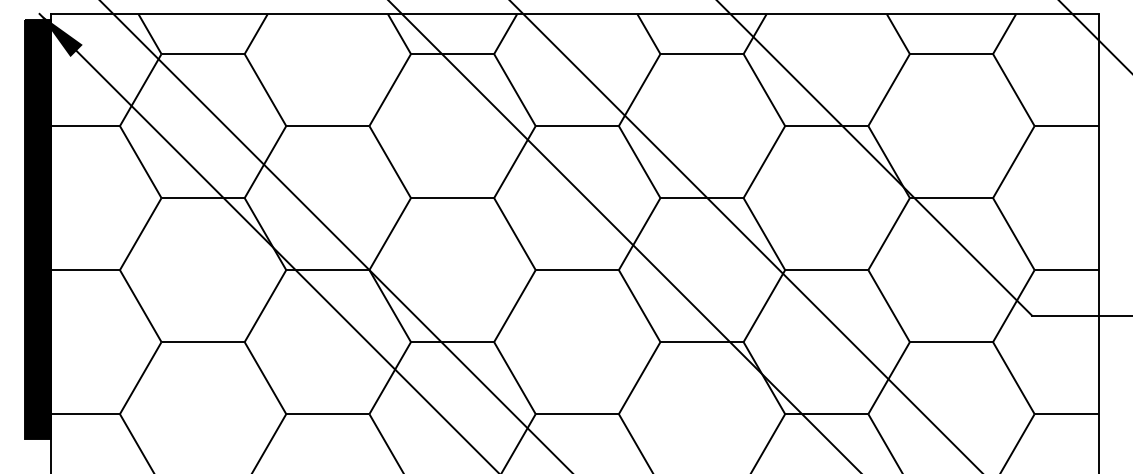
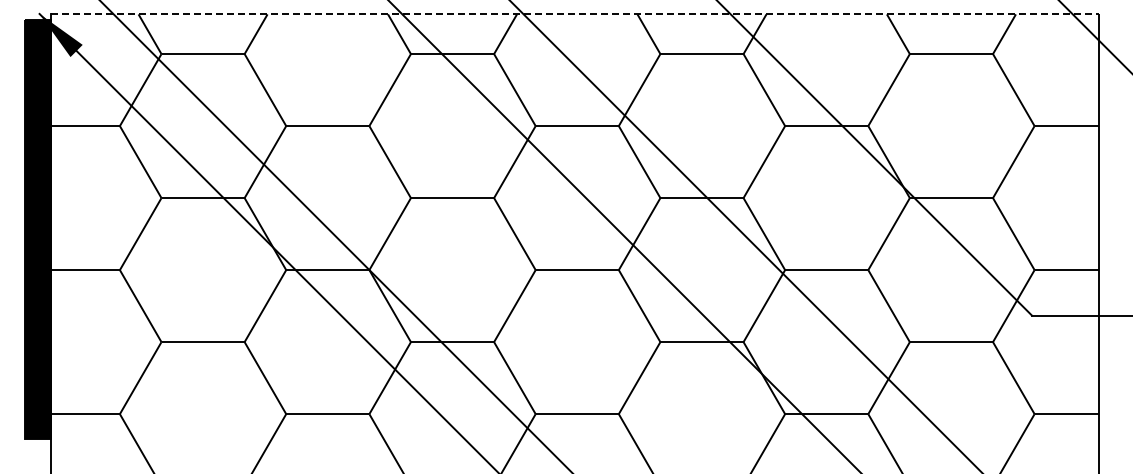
line: solid -> dashed (575, 14)
